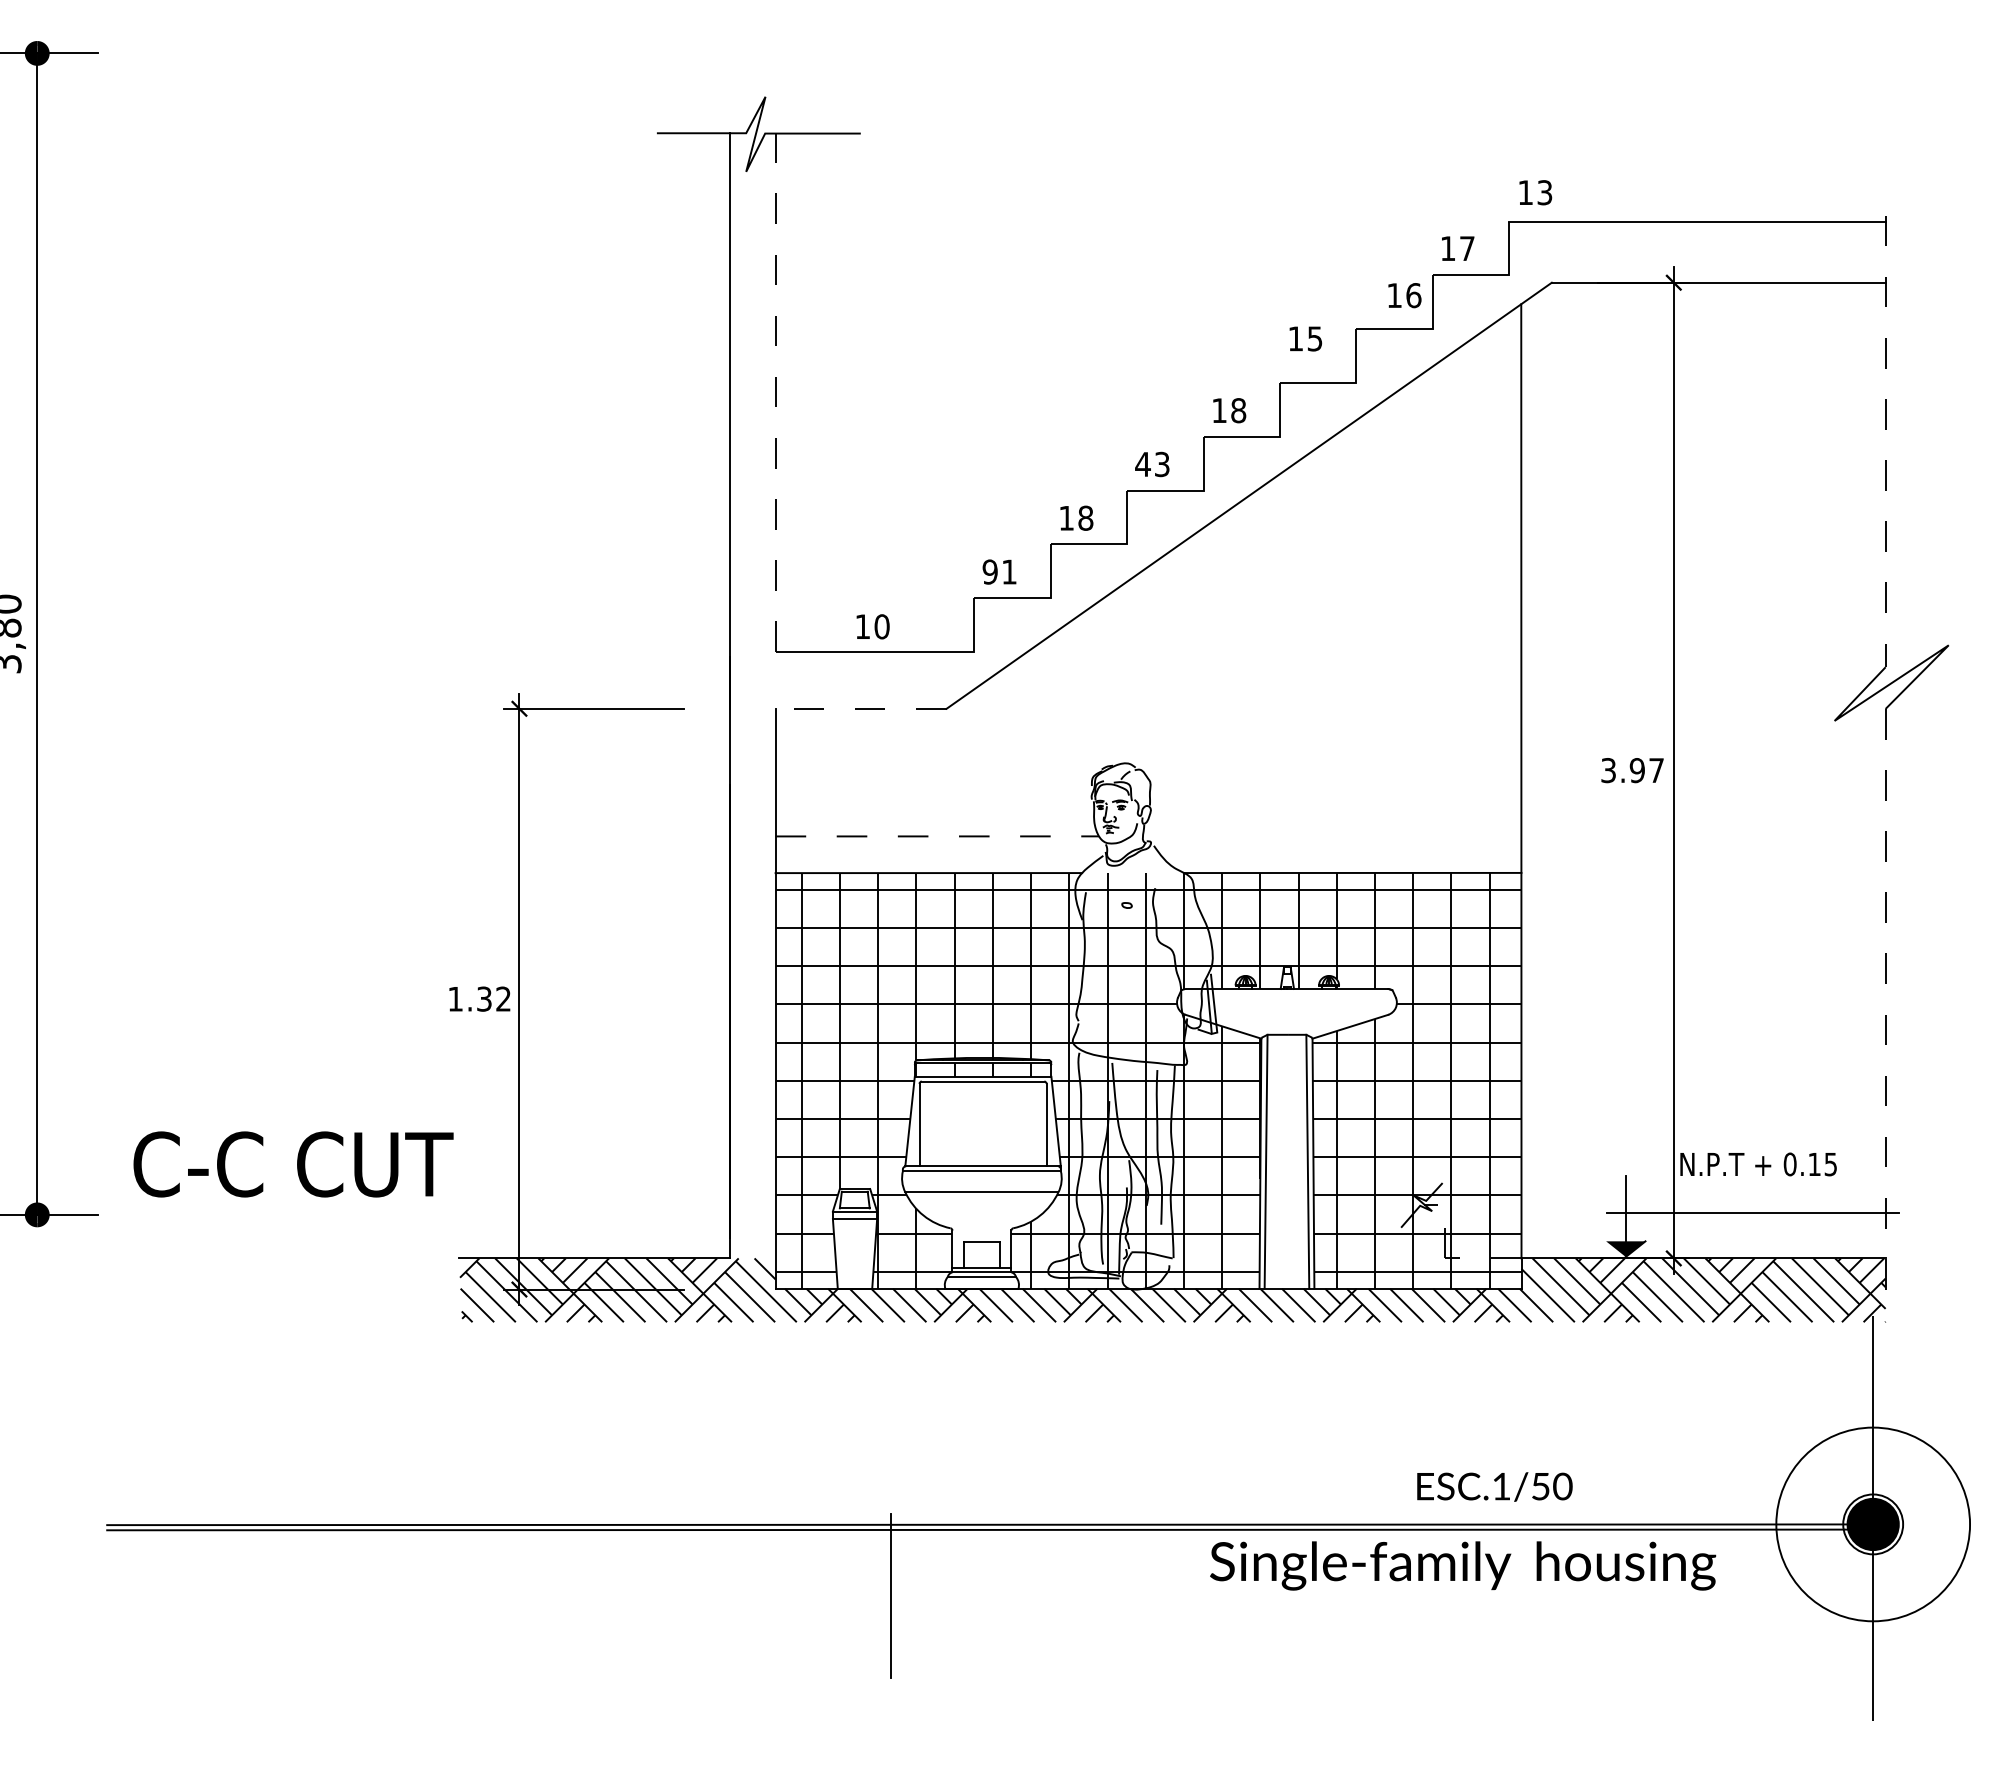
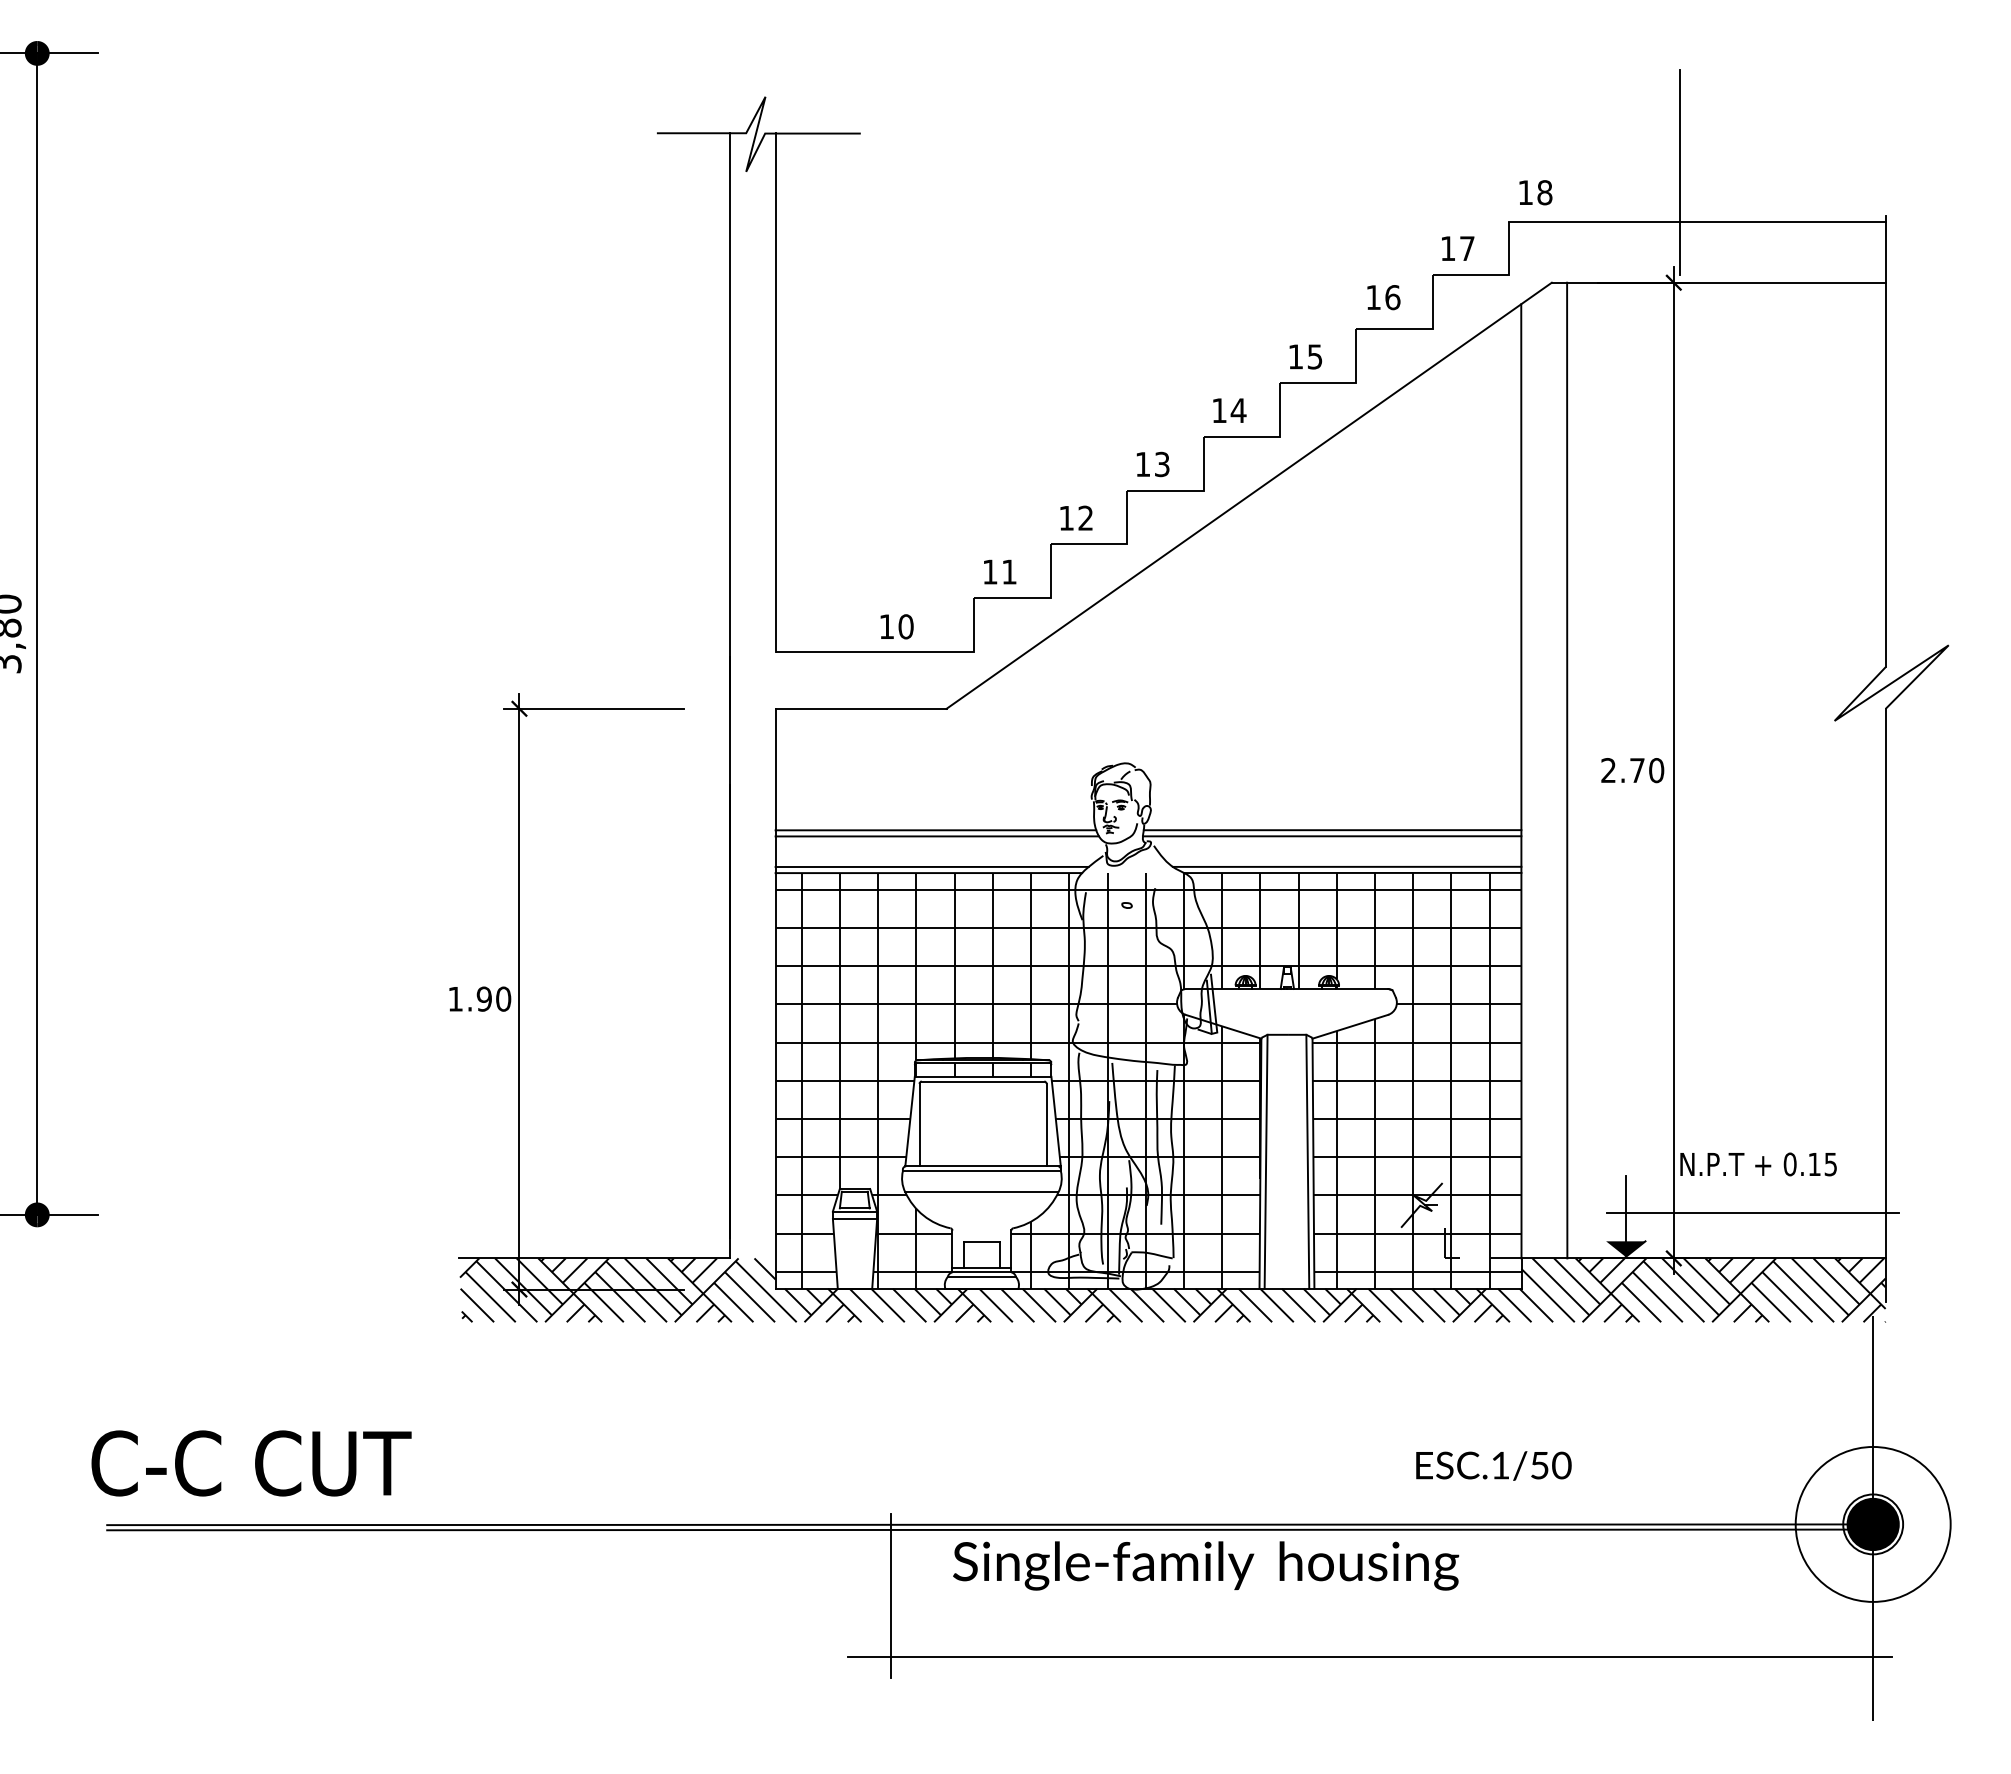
line: none -> present (1680, 171)
text: 13 -> 18 (1544, 192)
text position: (1404, 295) -> (1383, 297) (1383, 297)
text position: (1305, 338) -> (1305, 356) (1305, 356)
line: dashed -> solid (775, 392)
text: 18 -> 14 (1238, 410)
line: dashed -> solid (1885, 441)
text: 43 -> 13 (1142, 464)
text: 18 -> 12 (1085, 517)
text: 91 -> 11 (989, 571)
text position: (872, 626) -> (896, 626) (896, 626)
line: dashed -> solid (861, 708)
line: none -> present (1567, 770)
text: 3.97 -> 2.70 (1632, 770)
line: none -> present (935, 830)
line: none -> present (1332, 830)
line: dashed -> solid (937, 836)
line: none -> present (1331, 836)
line: none -> present (931, 866)
line: none -> present (1346, 866)
text: 1.32 -> 1.90 (493, 998)
line: dashed -> solid (1885, 1005)
text position: (293, 1164) -> (251, 1463) (251, 1463)
text position: (1494, 1486) -> (1493, 1465) (1493, 1465)
circle diameter: 194 px -> 155 px (1872, 1523)
text position: (1463, 1565) -> (1206, 1565) (1206, 1565)
line: none -> present (1369, 1656)
